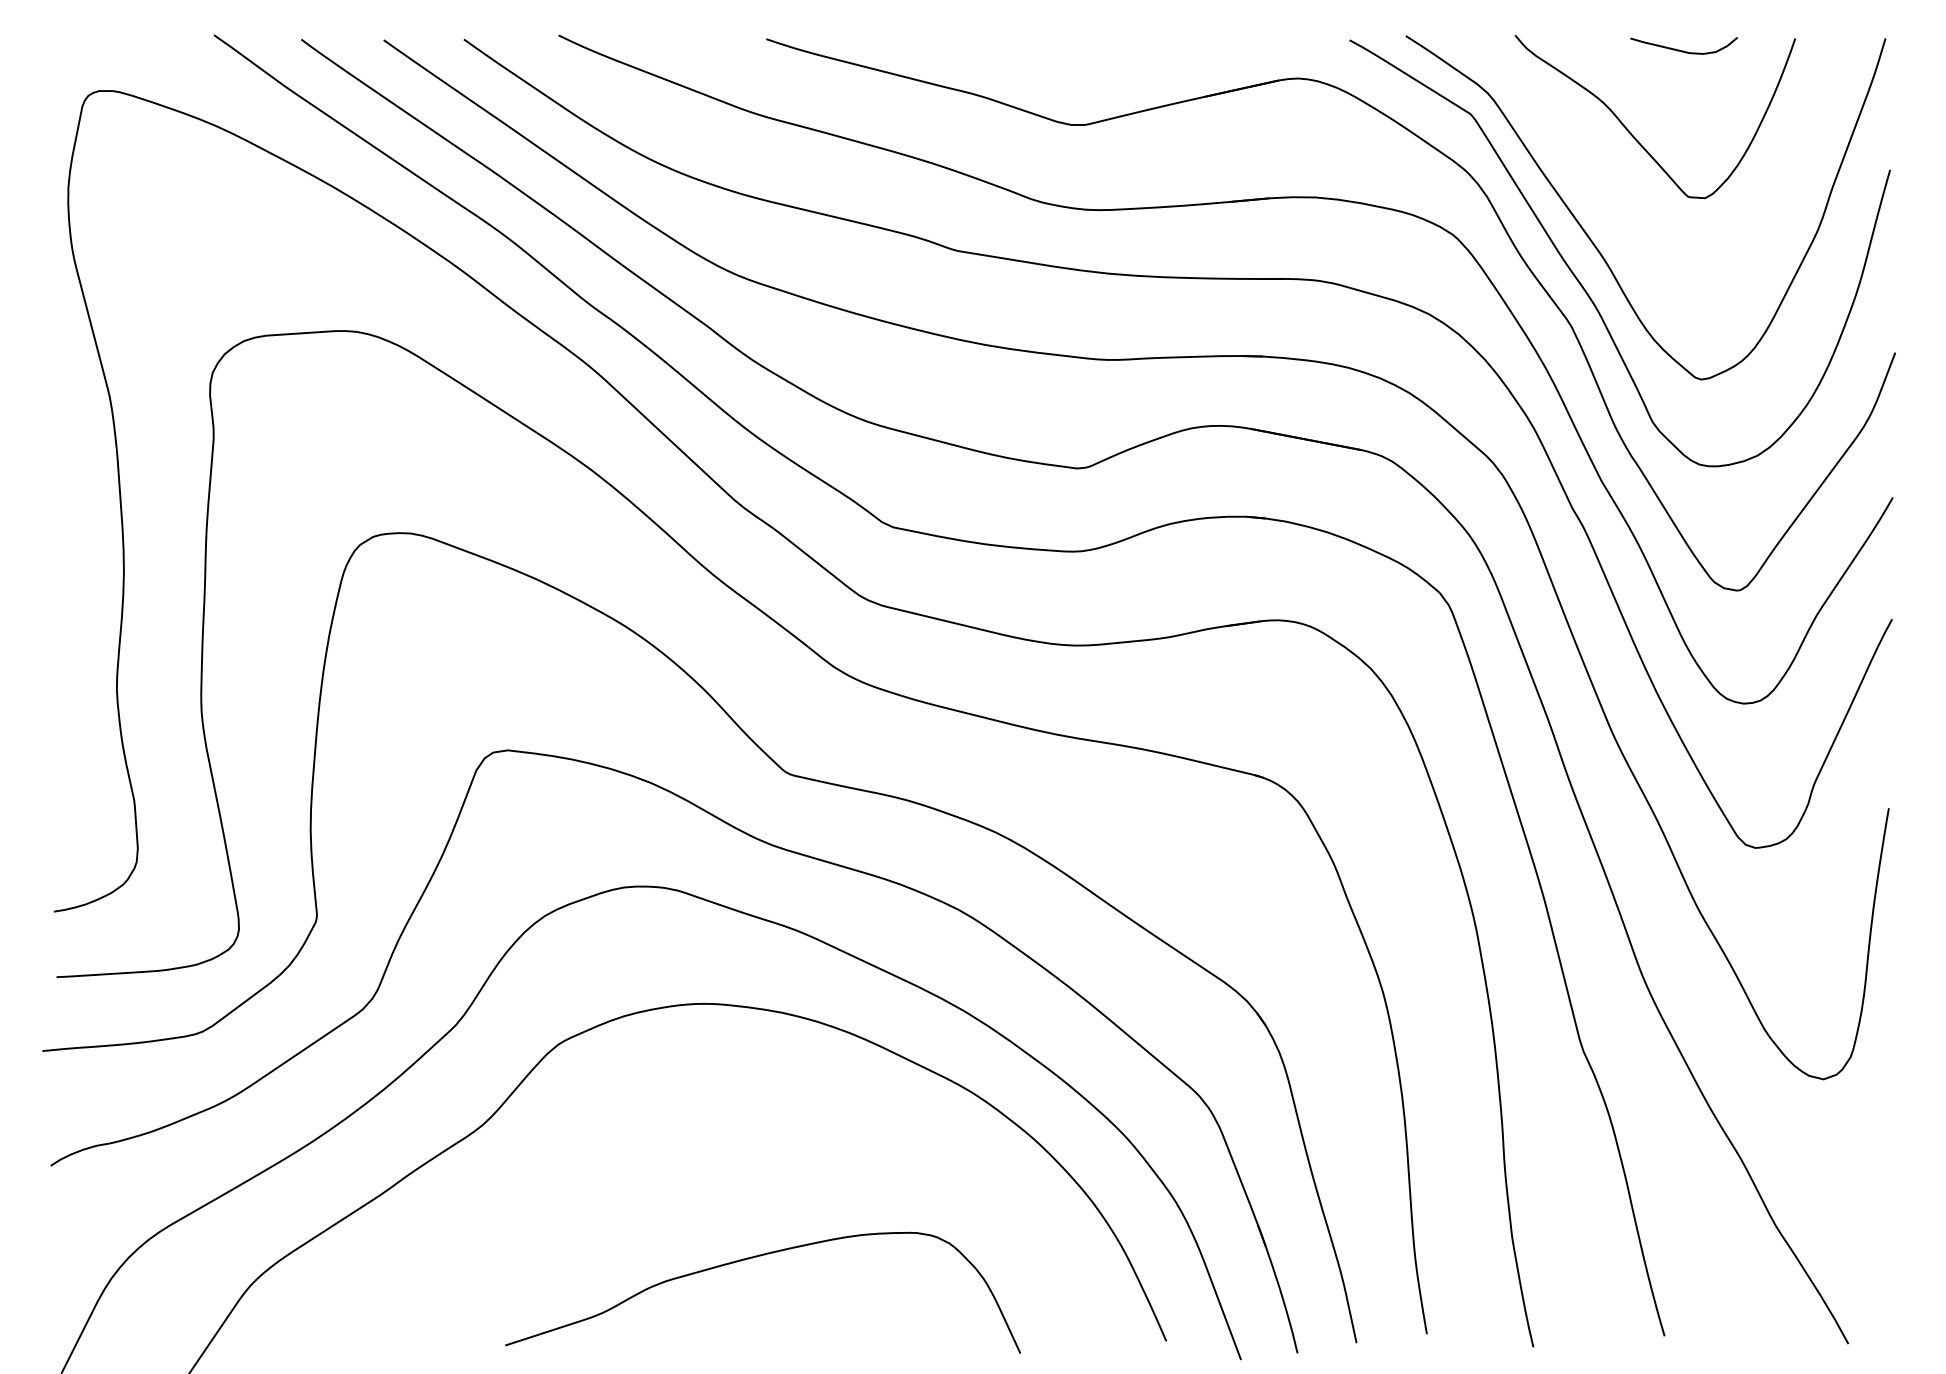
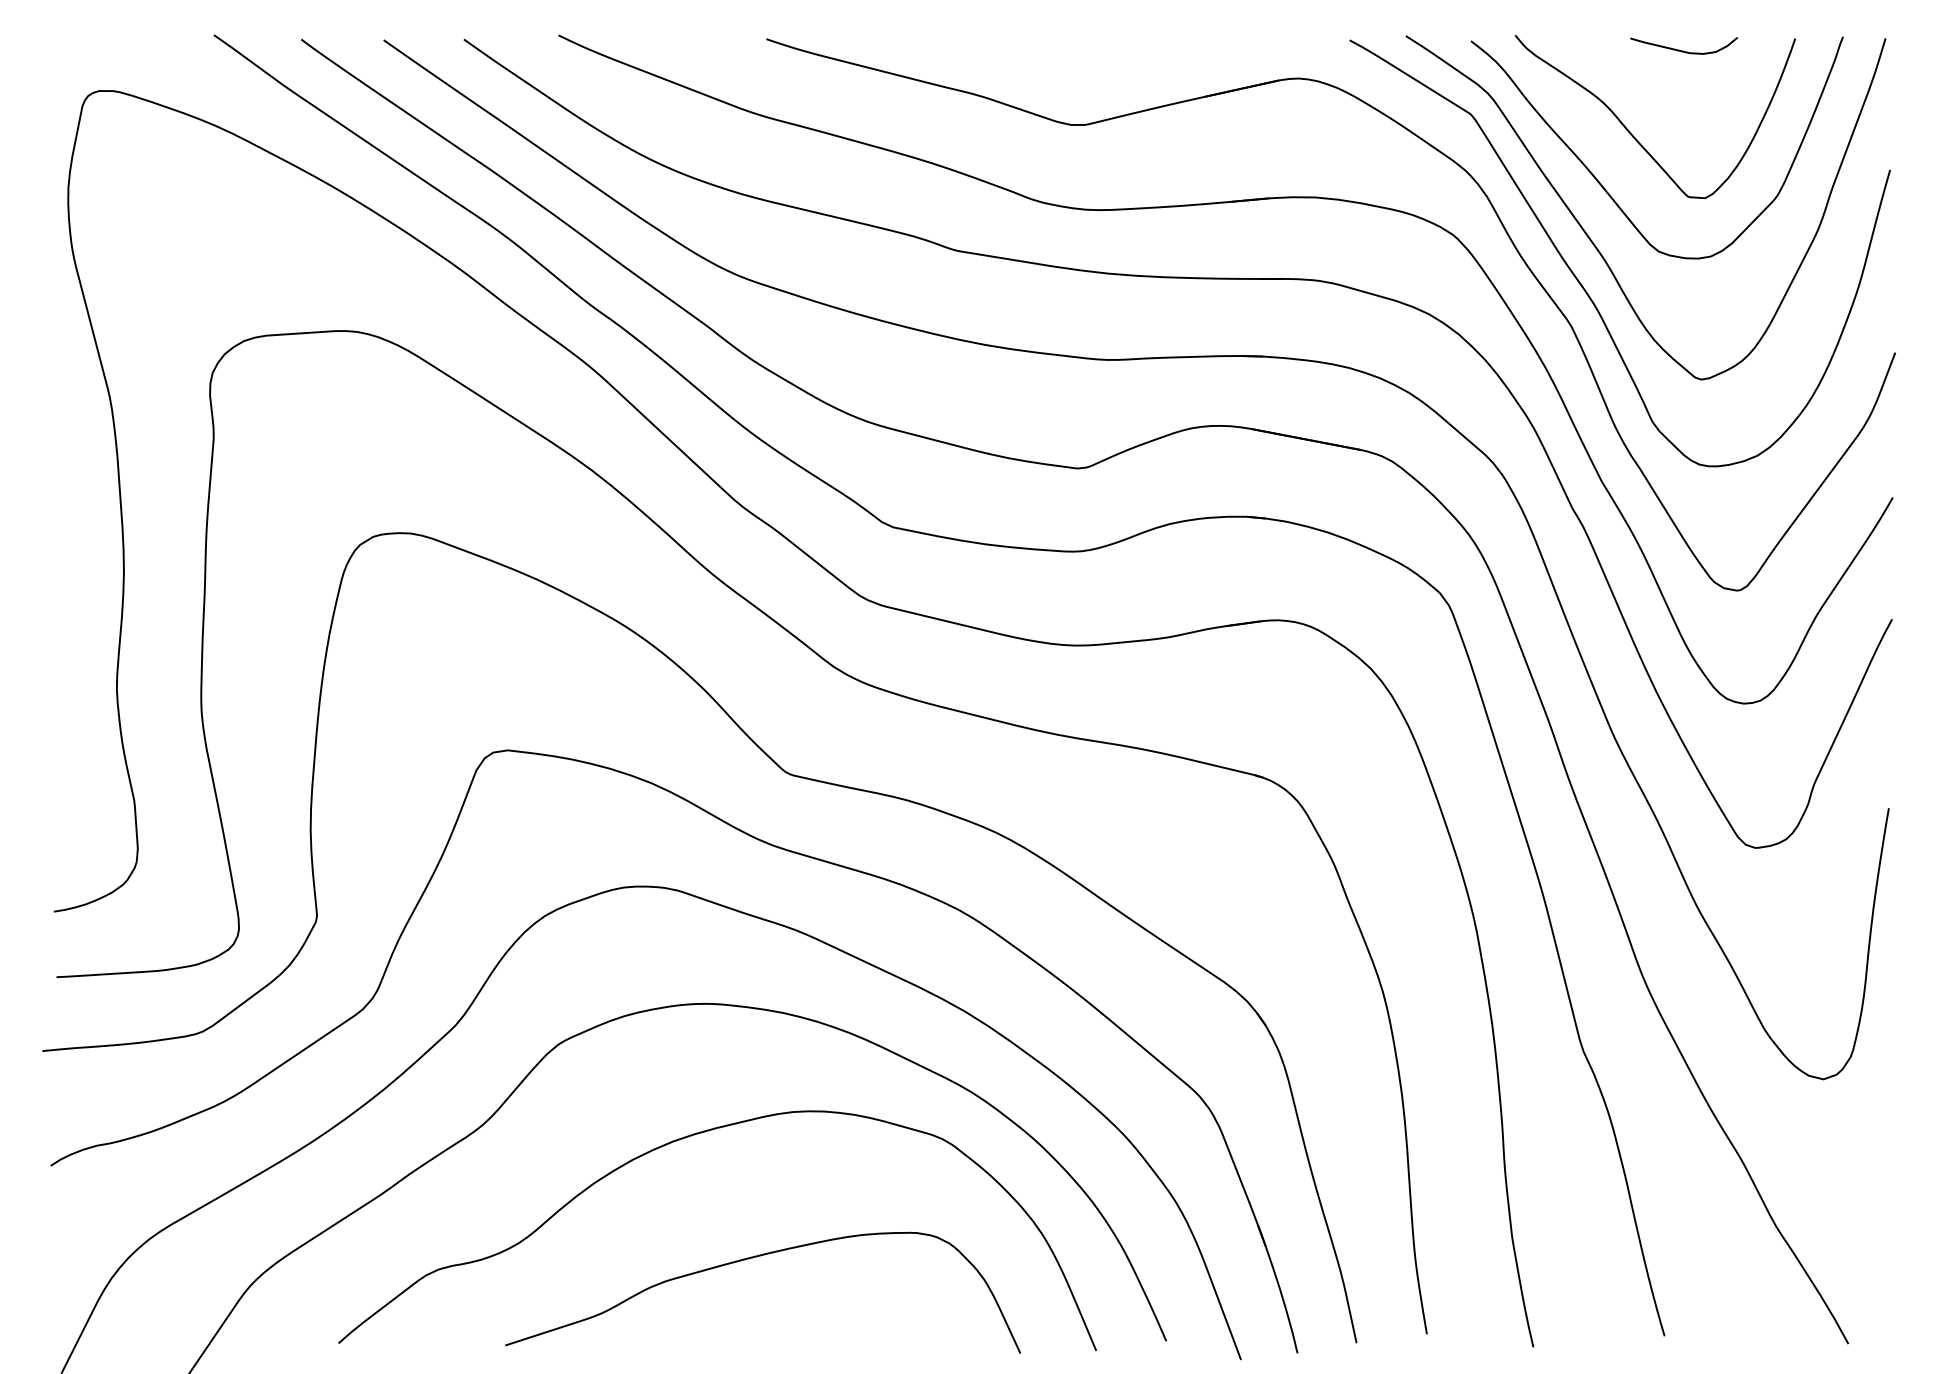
curve: none -> present (1605, 188)
curve: none -> present (685, 1138)
